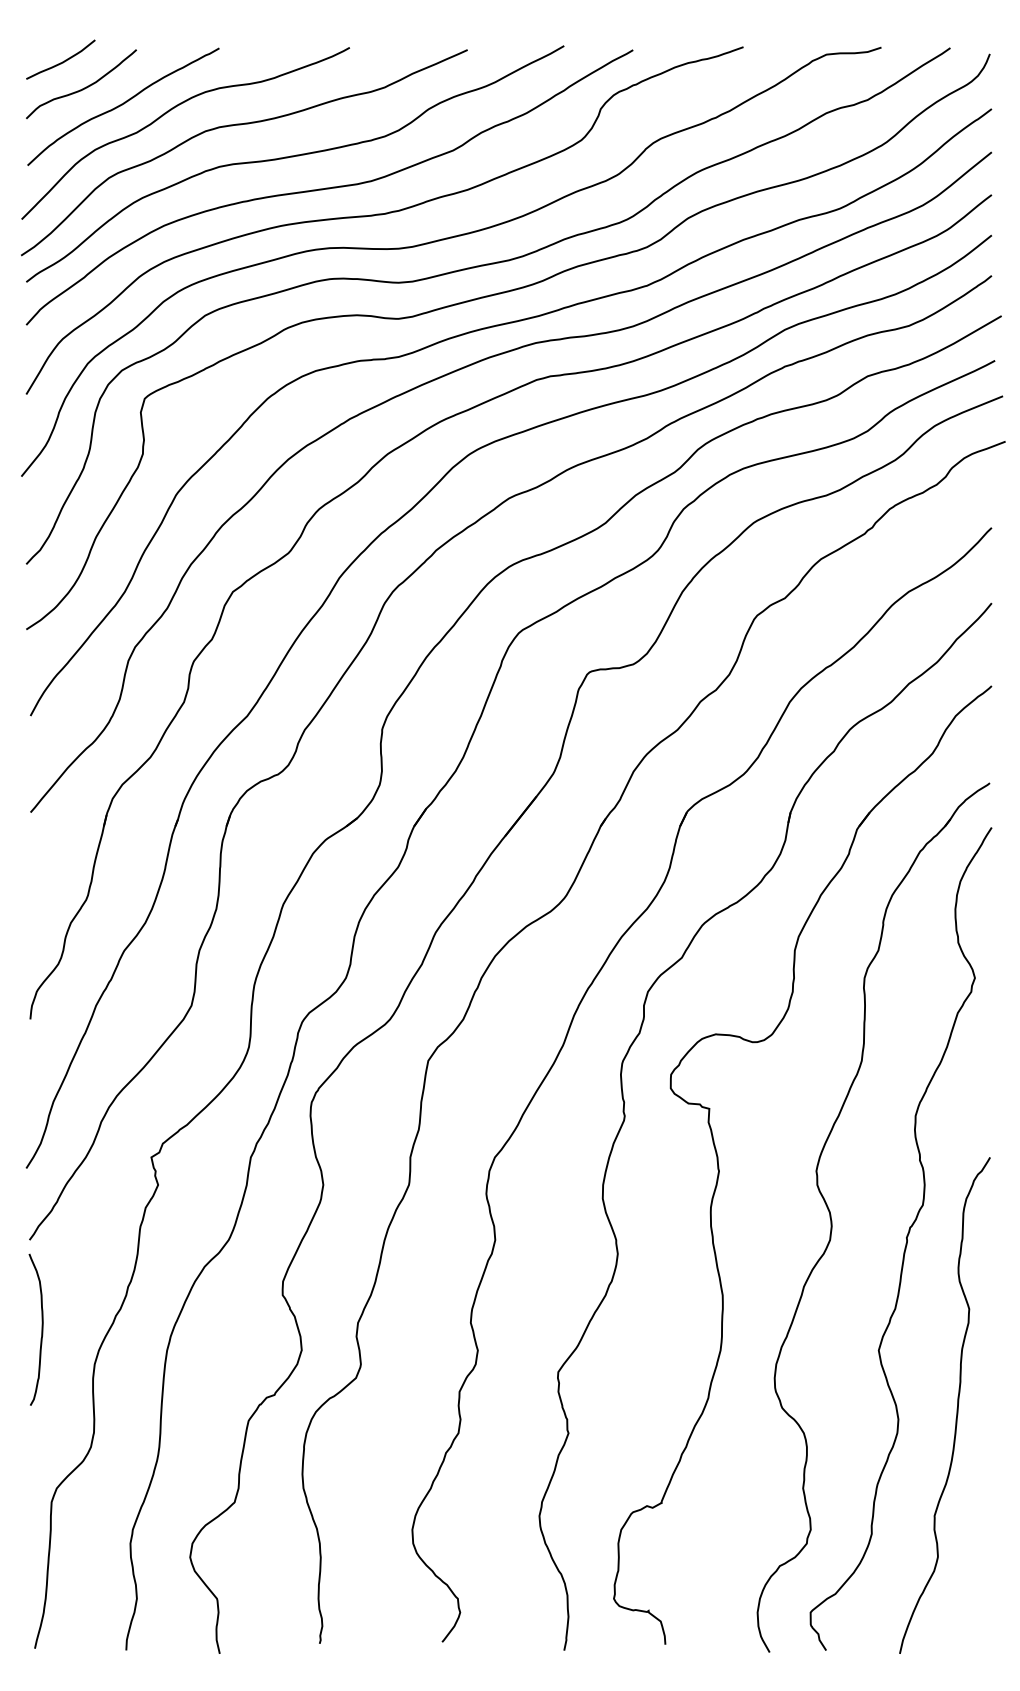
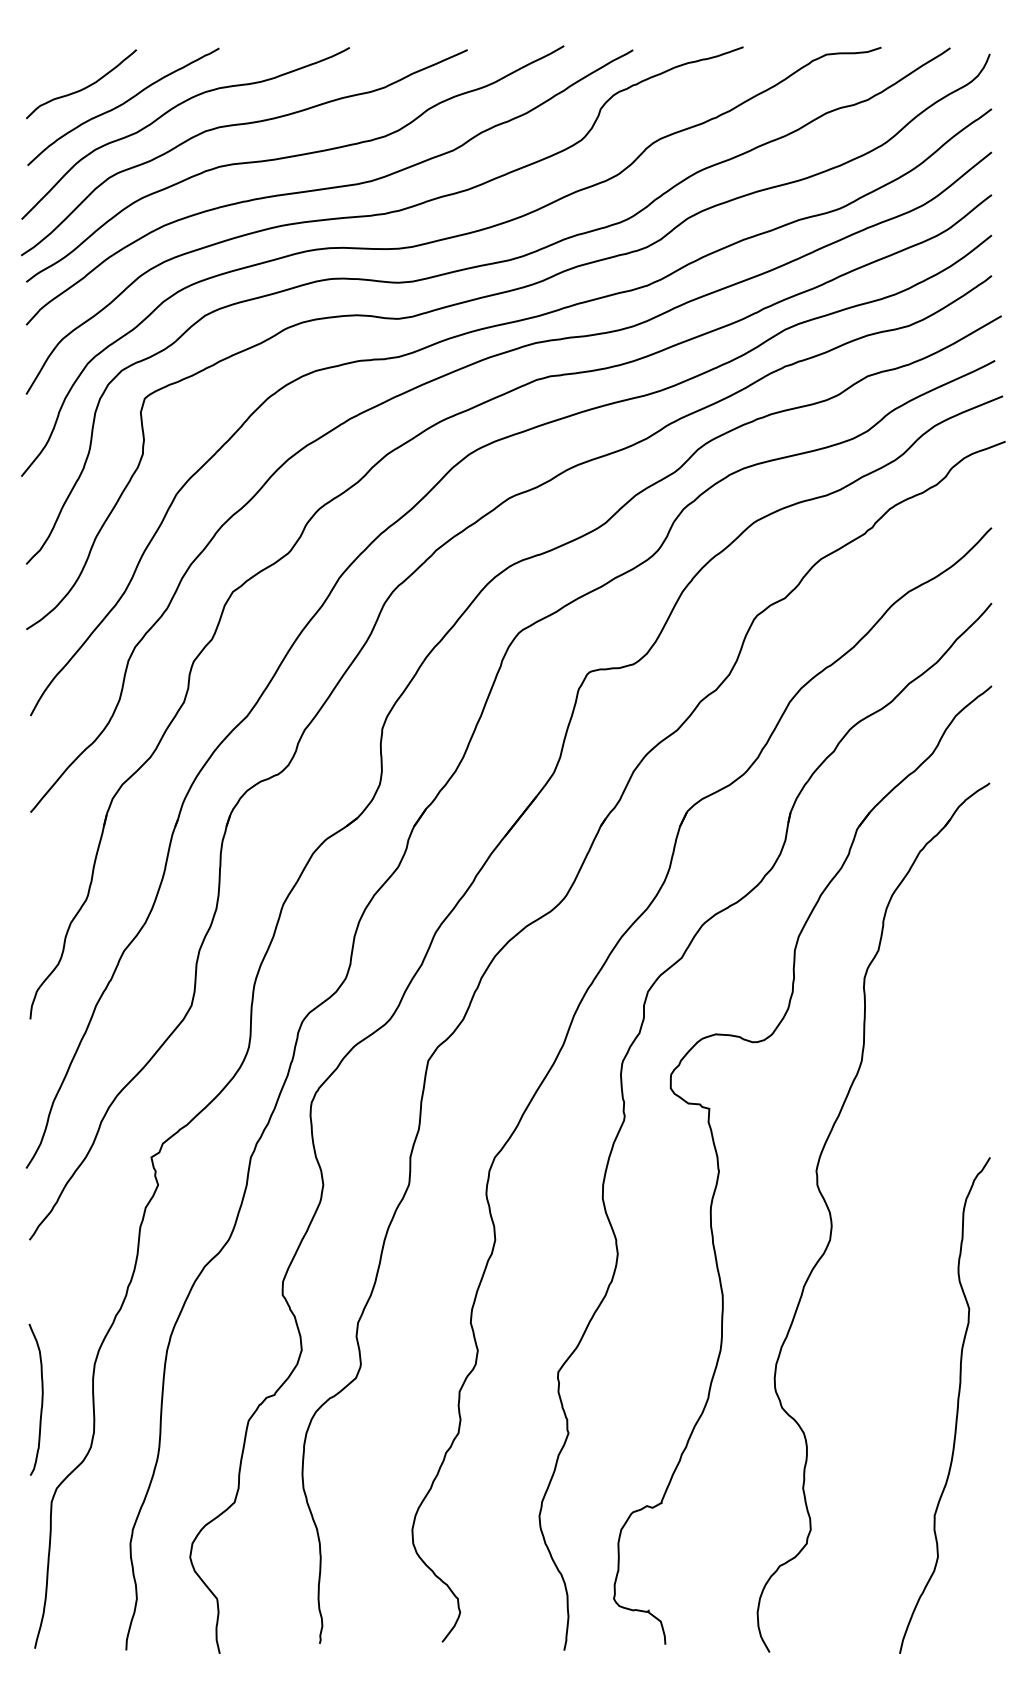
curve: present -> none (62, 61)
curve: present -> none (906, 1238)
curve position: (41, 1329) -> (41, 1399) (41, 1399)
